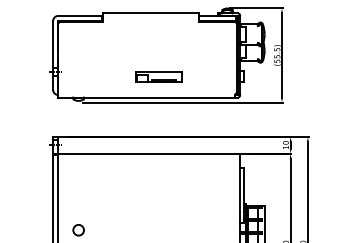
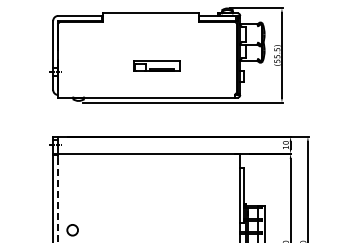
part position: (158, 76) -> (156, 65) (156, 65)
line: solid -> dashed (58, 200)
circle position: (78, 230) -> (72, 230) (72, 230)
